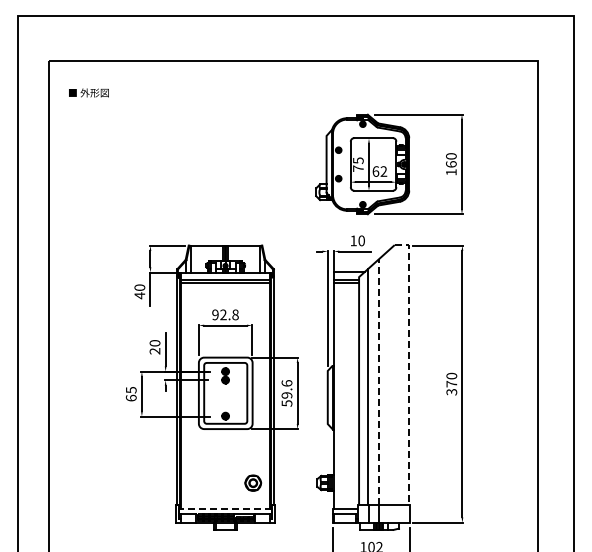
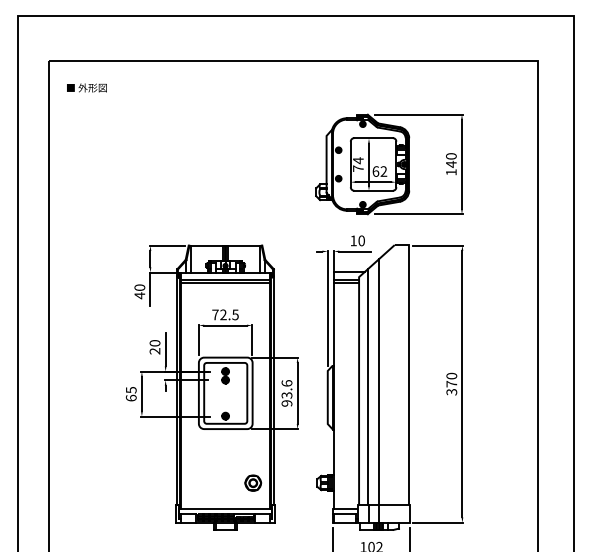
text position: (88, 92) -> (86, 87) (86, 87)
text: 75 -> 74 (358, 160)
text: 160 -> 140 (451, 163)
text: 92.8 -> 72.5 (225, 314)
line: dashed -> solid (408, 367)
line: dashed -> solid (378, 382)
text: 59.6 -> 93.6 (286, 399)
line: dashed -> solid (225, 508)
